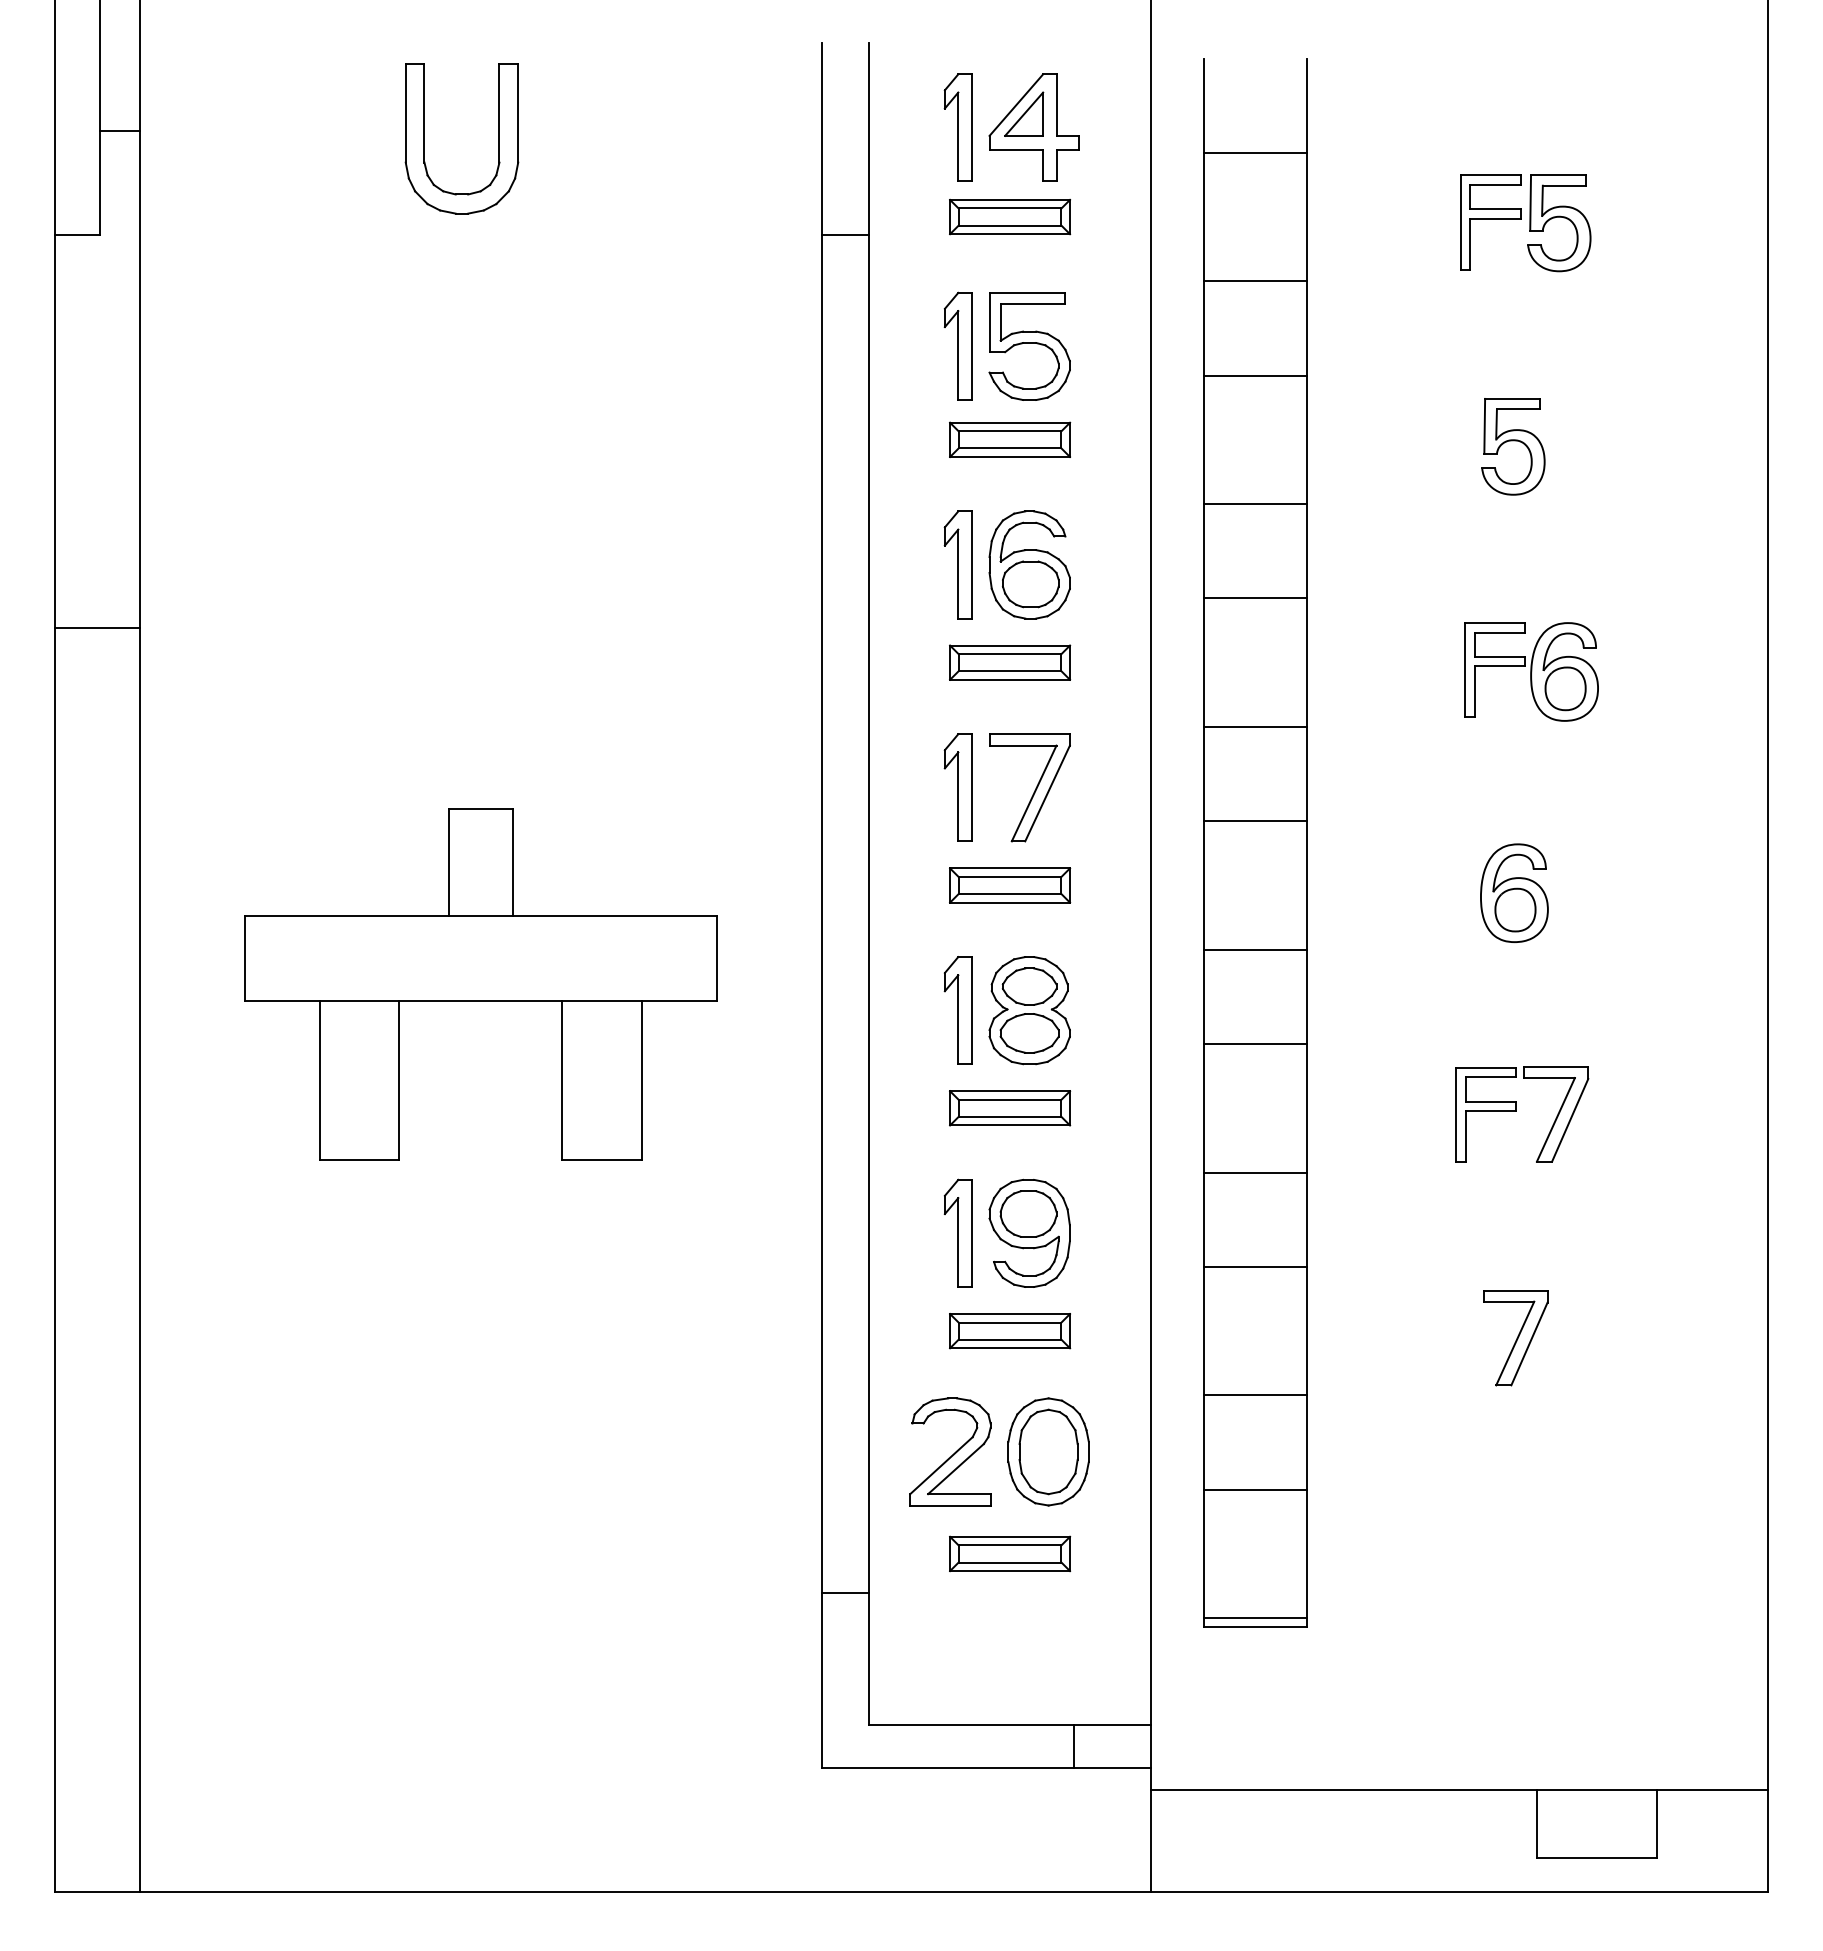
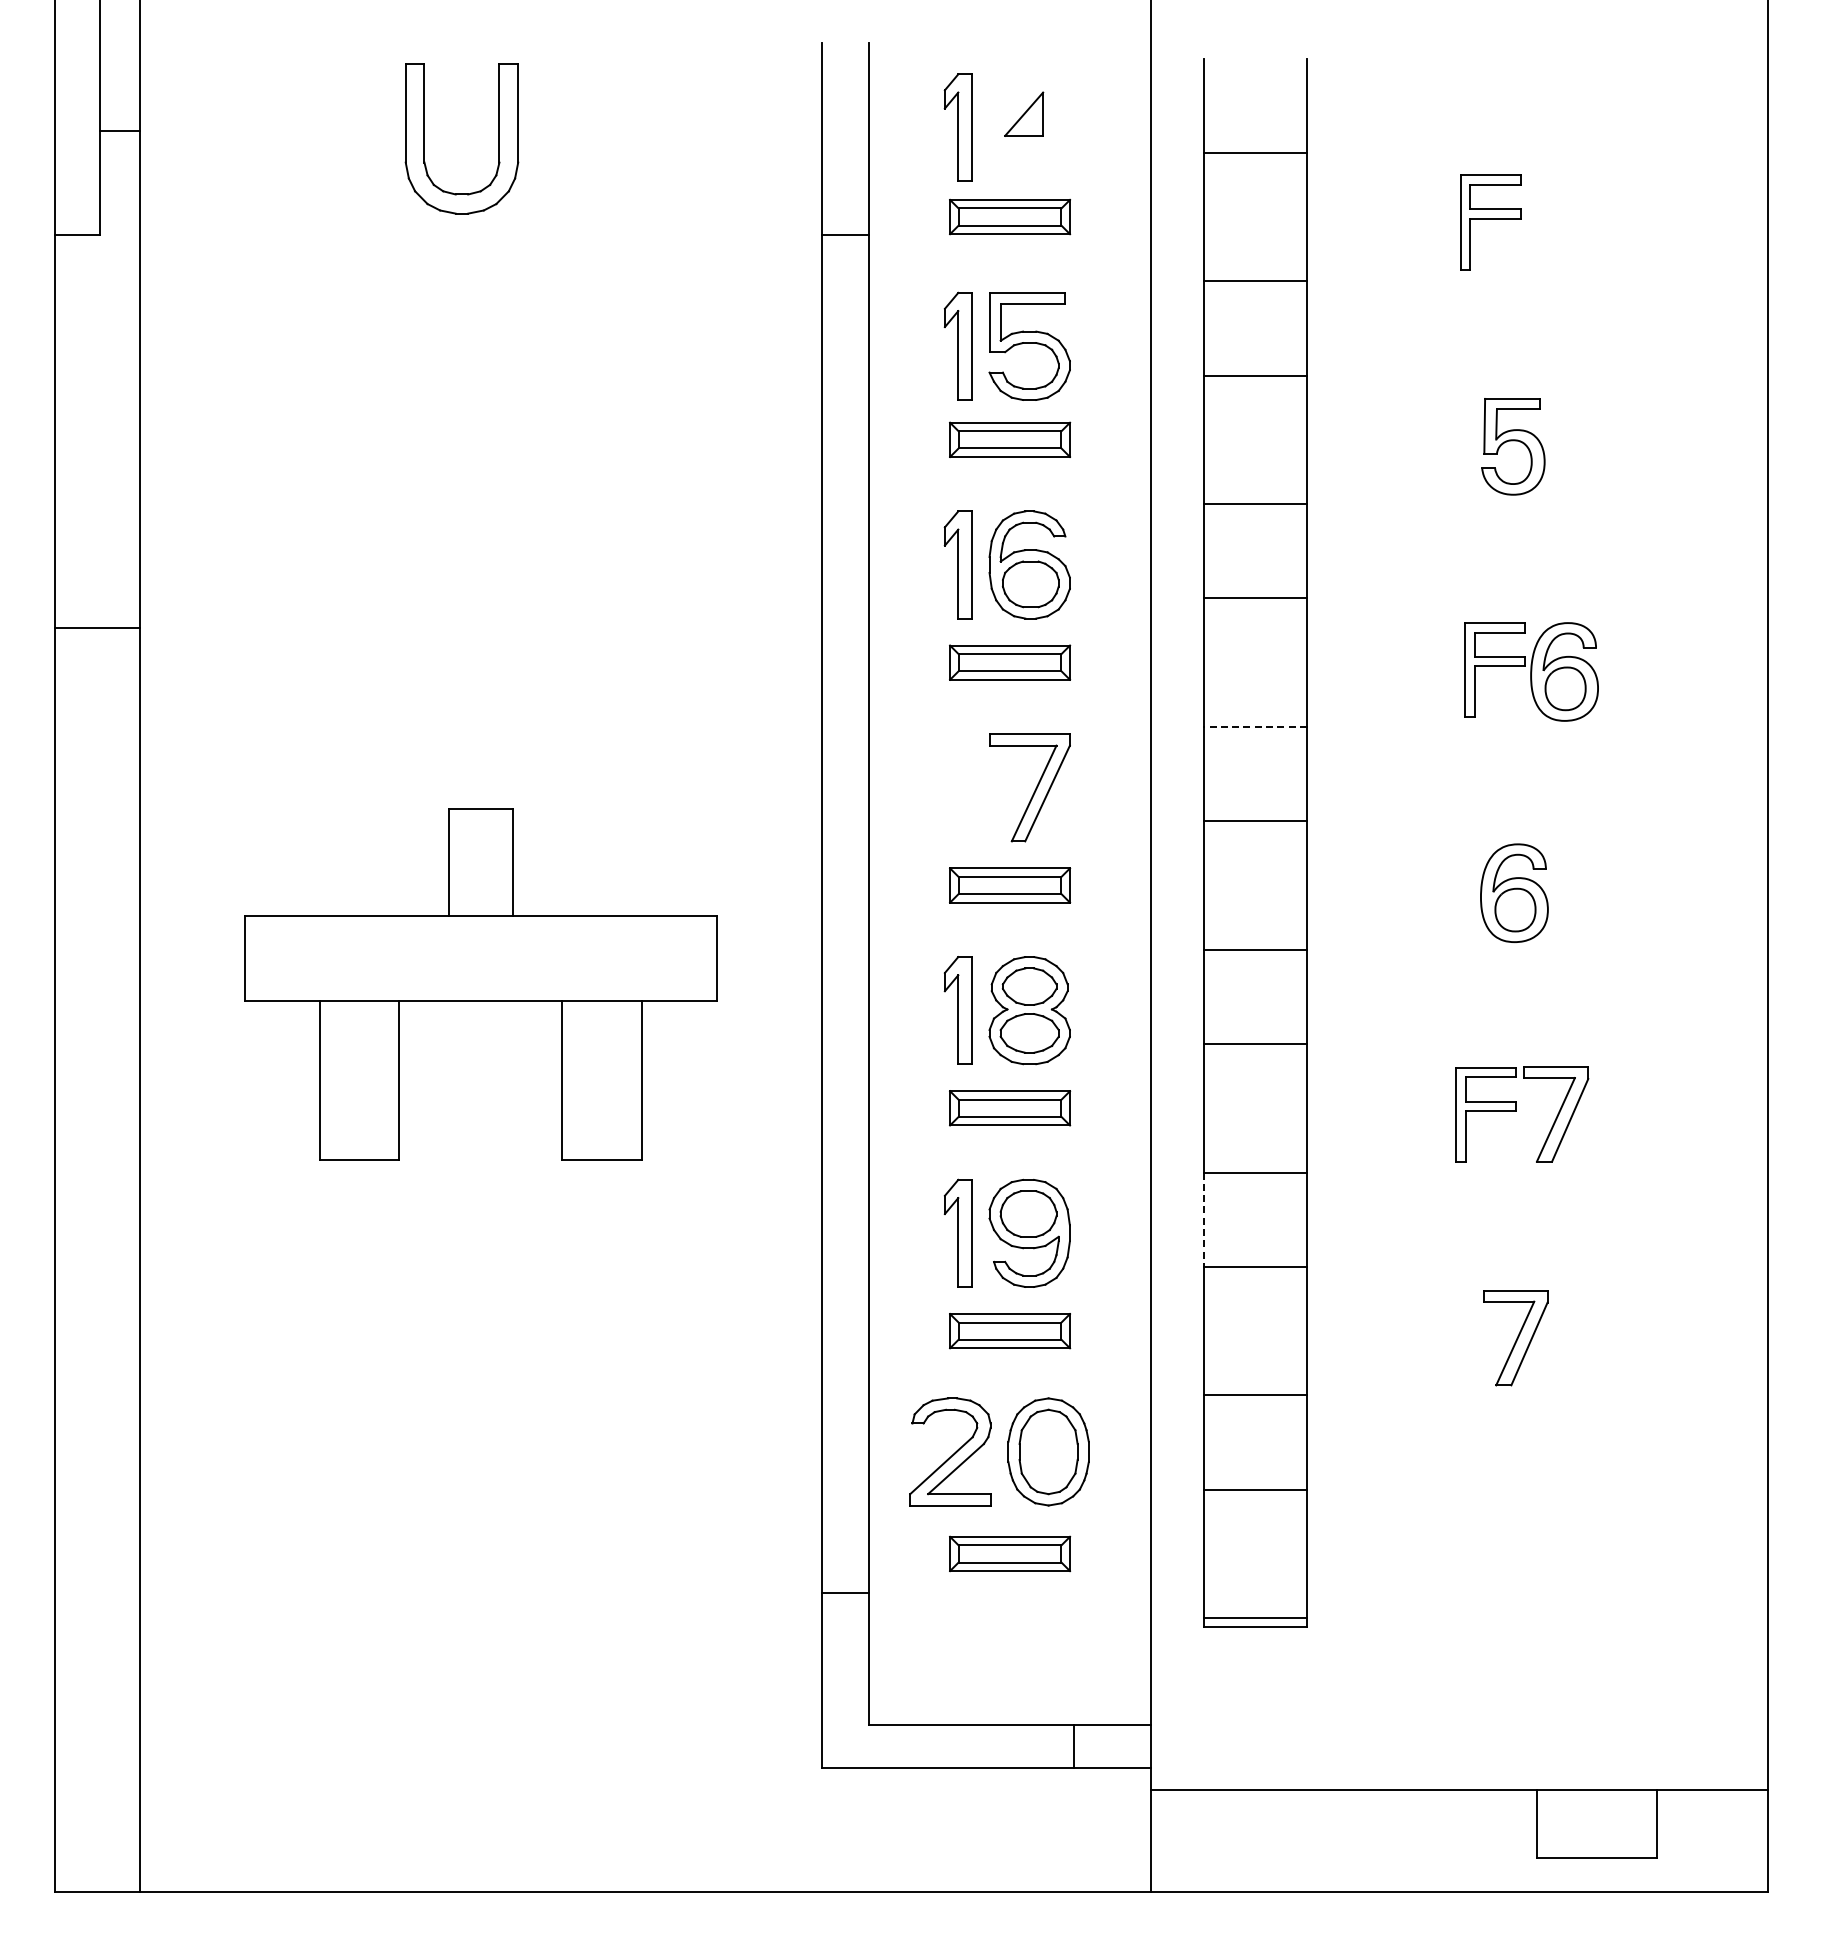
part: present -> none (1033, 127)
part: present -> none (1559, 223)
line: solid -> dashed (1255, 726)
part: present -> none (957, 787)
line: solid -> dashed (1204, 1220)
